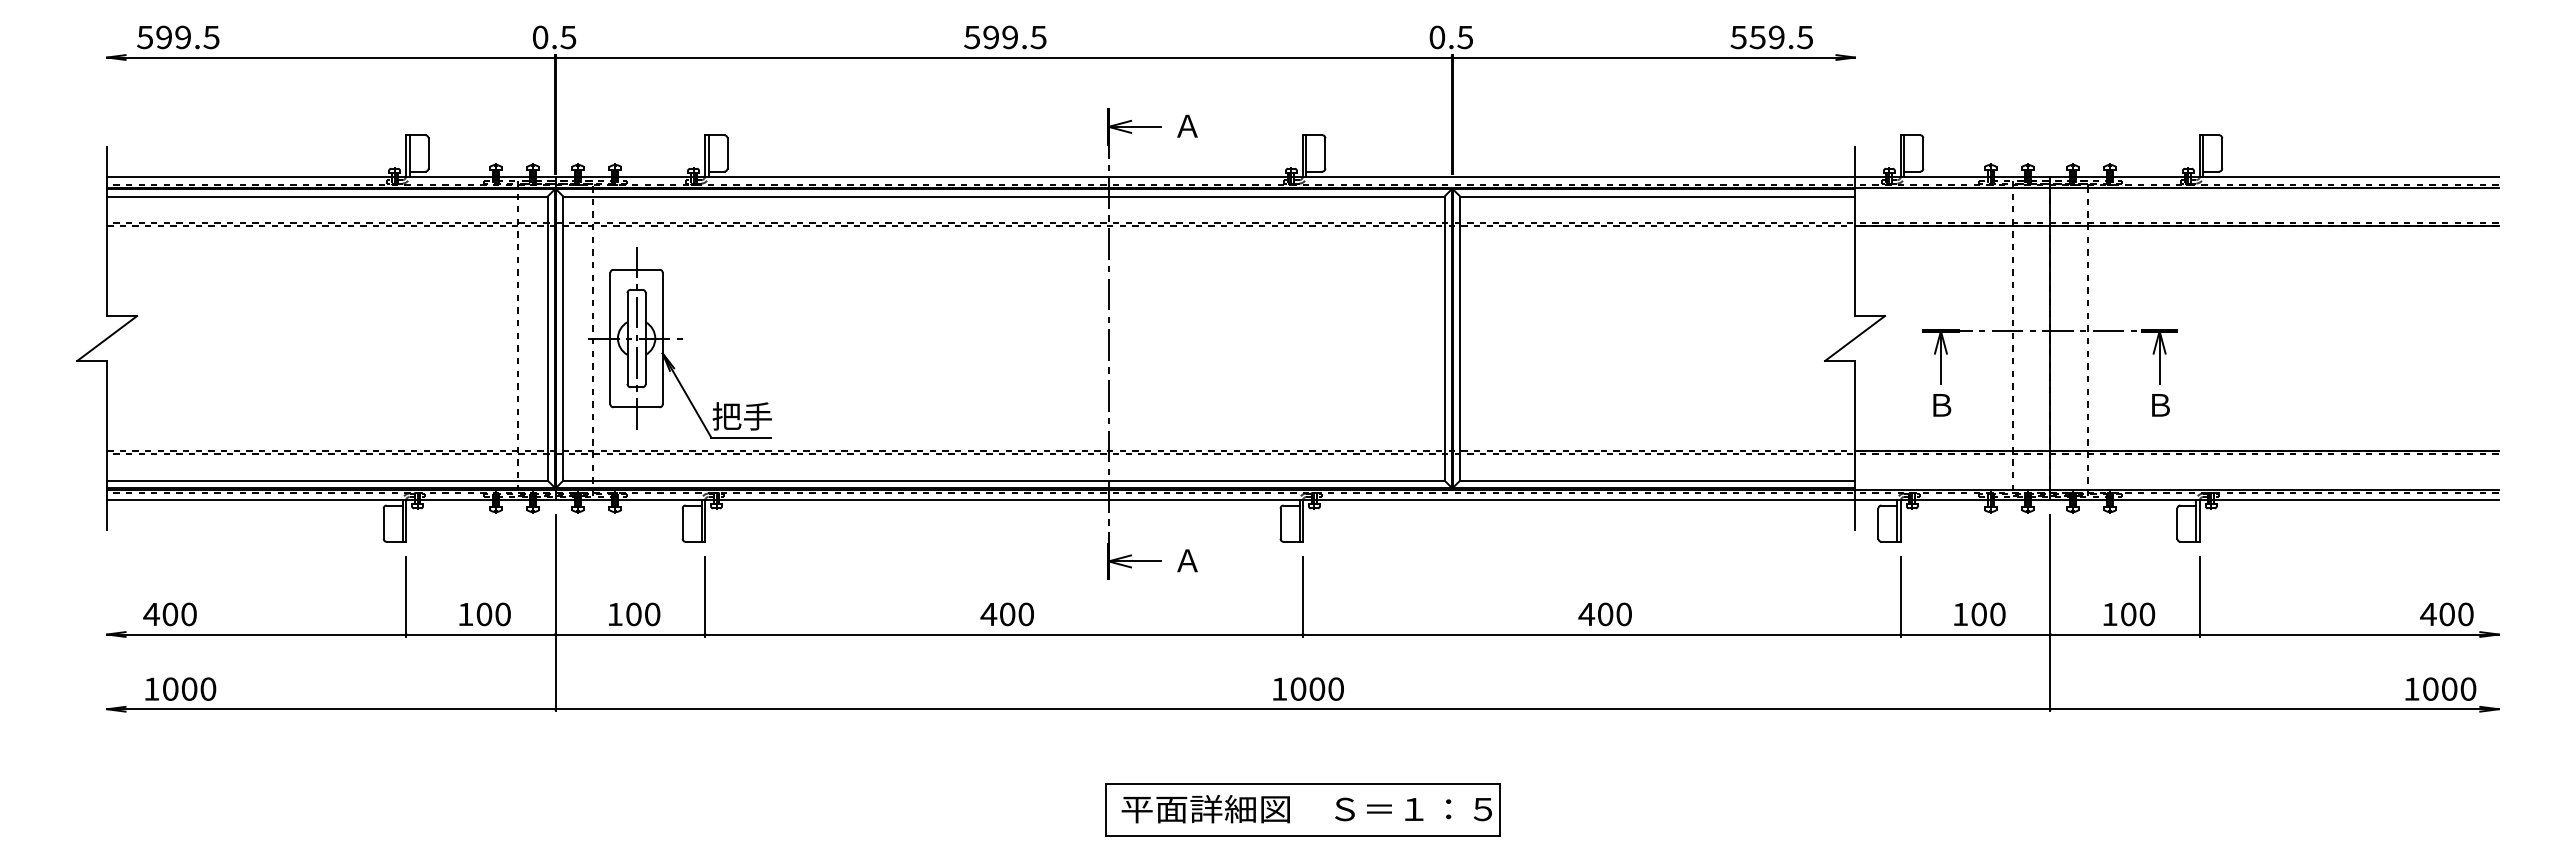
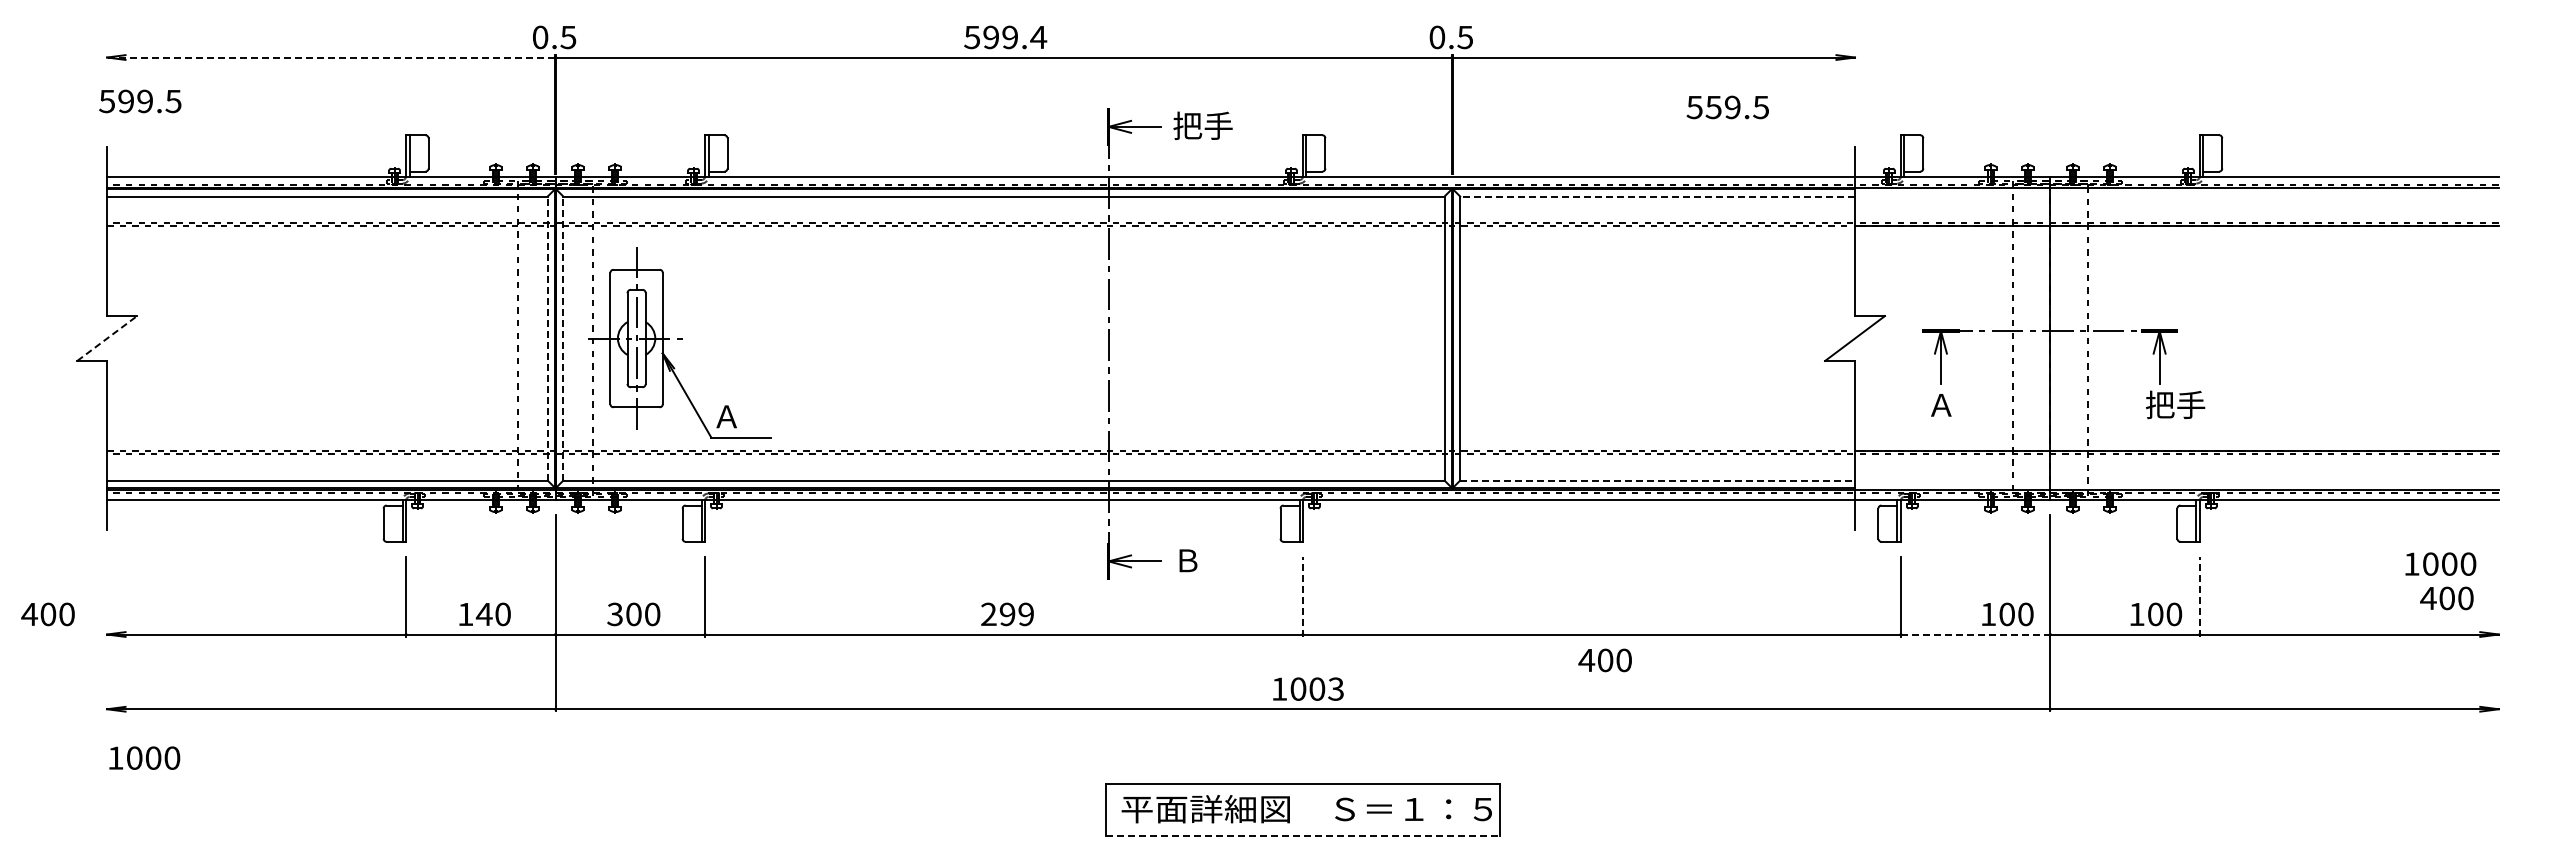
text position: (178, 37) -> (140, 101) (140, 101)
text: 599.5 -> 599.4 (1038, 37)
text position: (1771, 37) -> (1727, 107) (1727, 107)
line: solid -> dashed (331, 57)
text: Ａ -> 把手 (1202, 125)
line: solid -> dashed (1657, 196)
line: solid -> dashed (107, 338)
line: solid -> dashed (547, 338)
line: solid -> dashed (563, 338)
text: Ｂ -> 把手 (2175, 404)
text: Ｂ -> Ａ (1941, 405)
text: 把手 -> Ａ (741, 416)
line: solid -> dashed (1658, 480)
text: Ａ -> Ｂ (1187, 560)
line: solid -> dashed (1302, 596)
line: solid -> dashed (2199, 596)
text position: (169, 614) -> (47, 614) (47, 614)
text: 100 -> 140 (483, 614)
text: 100 -> 300 (614, 614)
text: 400 -> 299 (1006, 614)
text position: (1604, 614) -> (1604, 660) (1604, 660)
text position: (1979, 614) -> (2007, 614) (2007, 614)
text position: (2129, 614) -> (2156, 614) (2156, 614)
text position: (2446, 614) -> (2446, 598) (2446, 598)
line: solid -> dashed (1975, 634)
text position: (180, 688) -> (144, 757) (144, 757)
text: 1000 -> 1003 (1335, 688)
text position: (2440, 688) -> (2440, 563) (2440, 563)
line: solid -> dashed (1302, 836)
